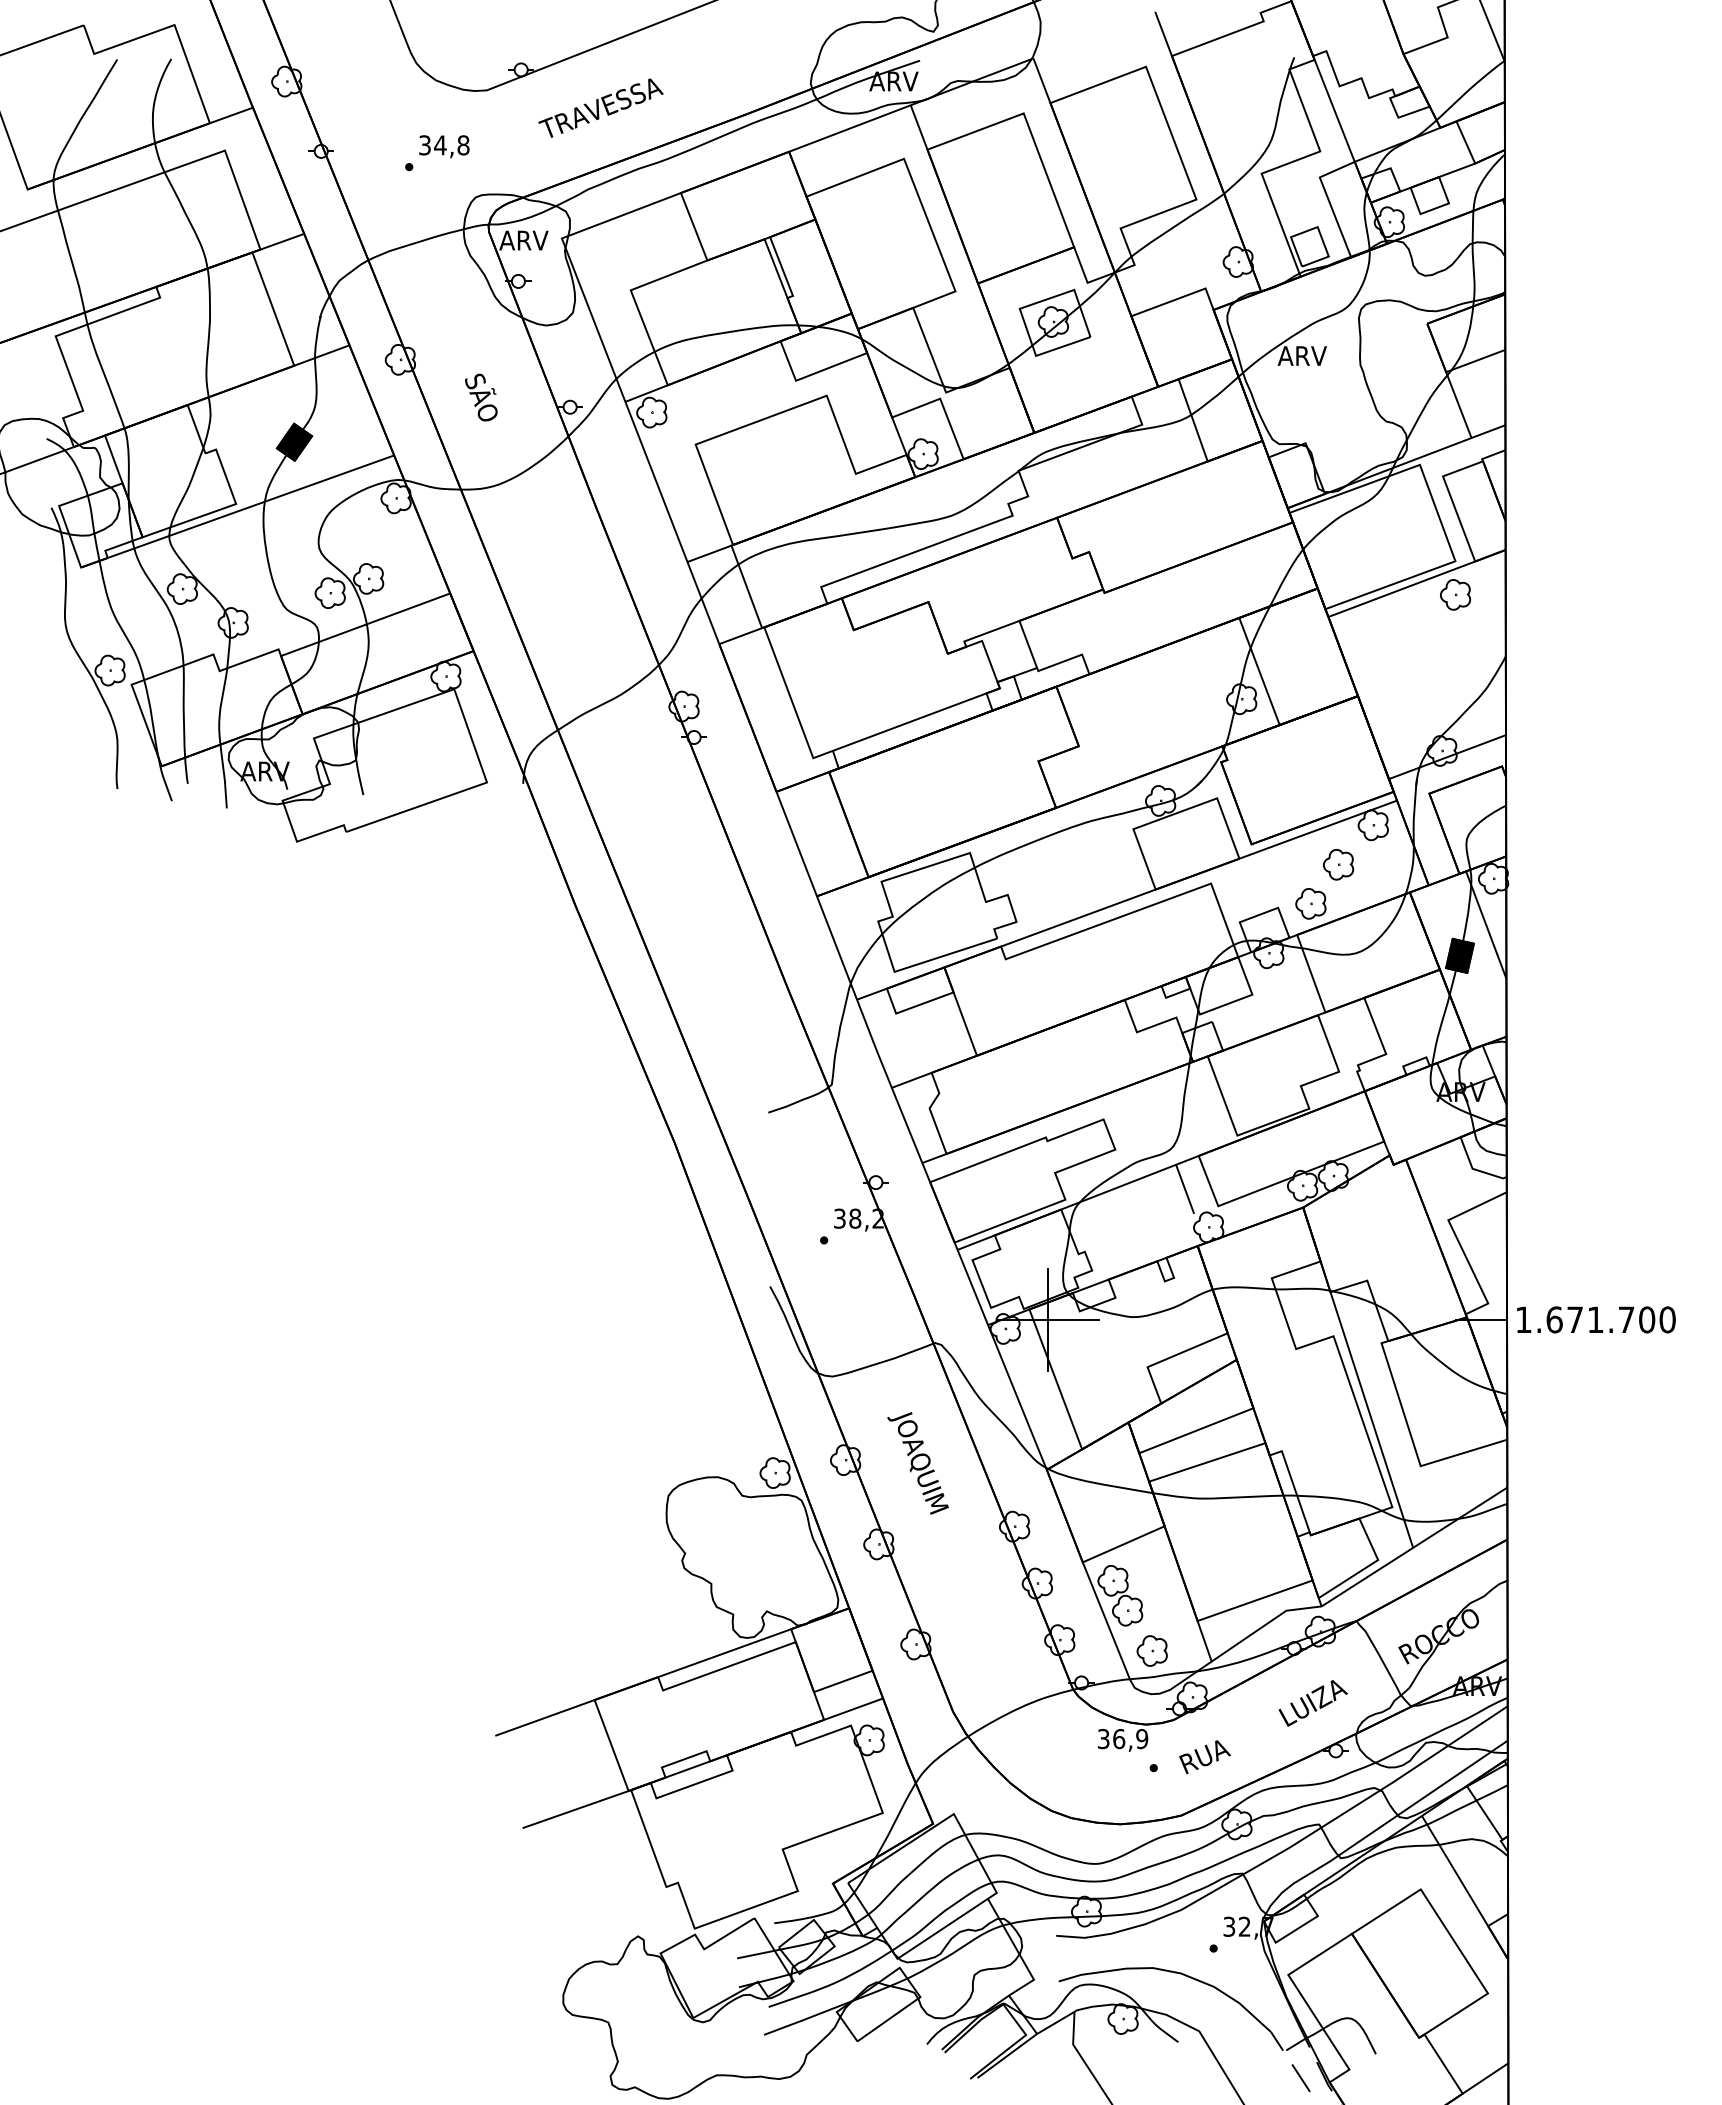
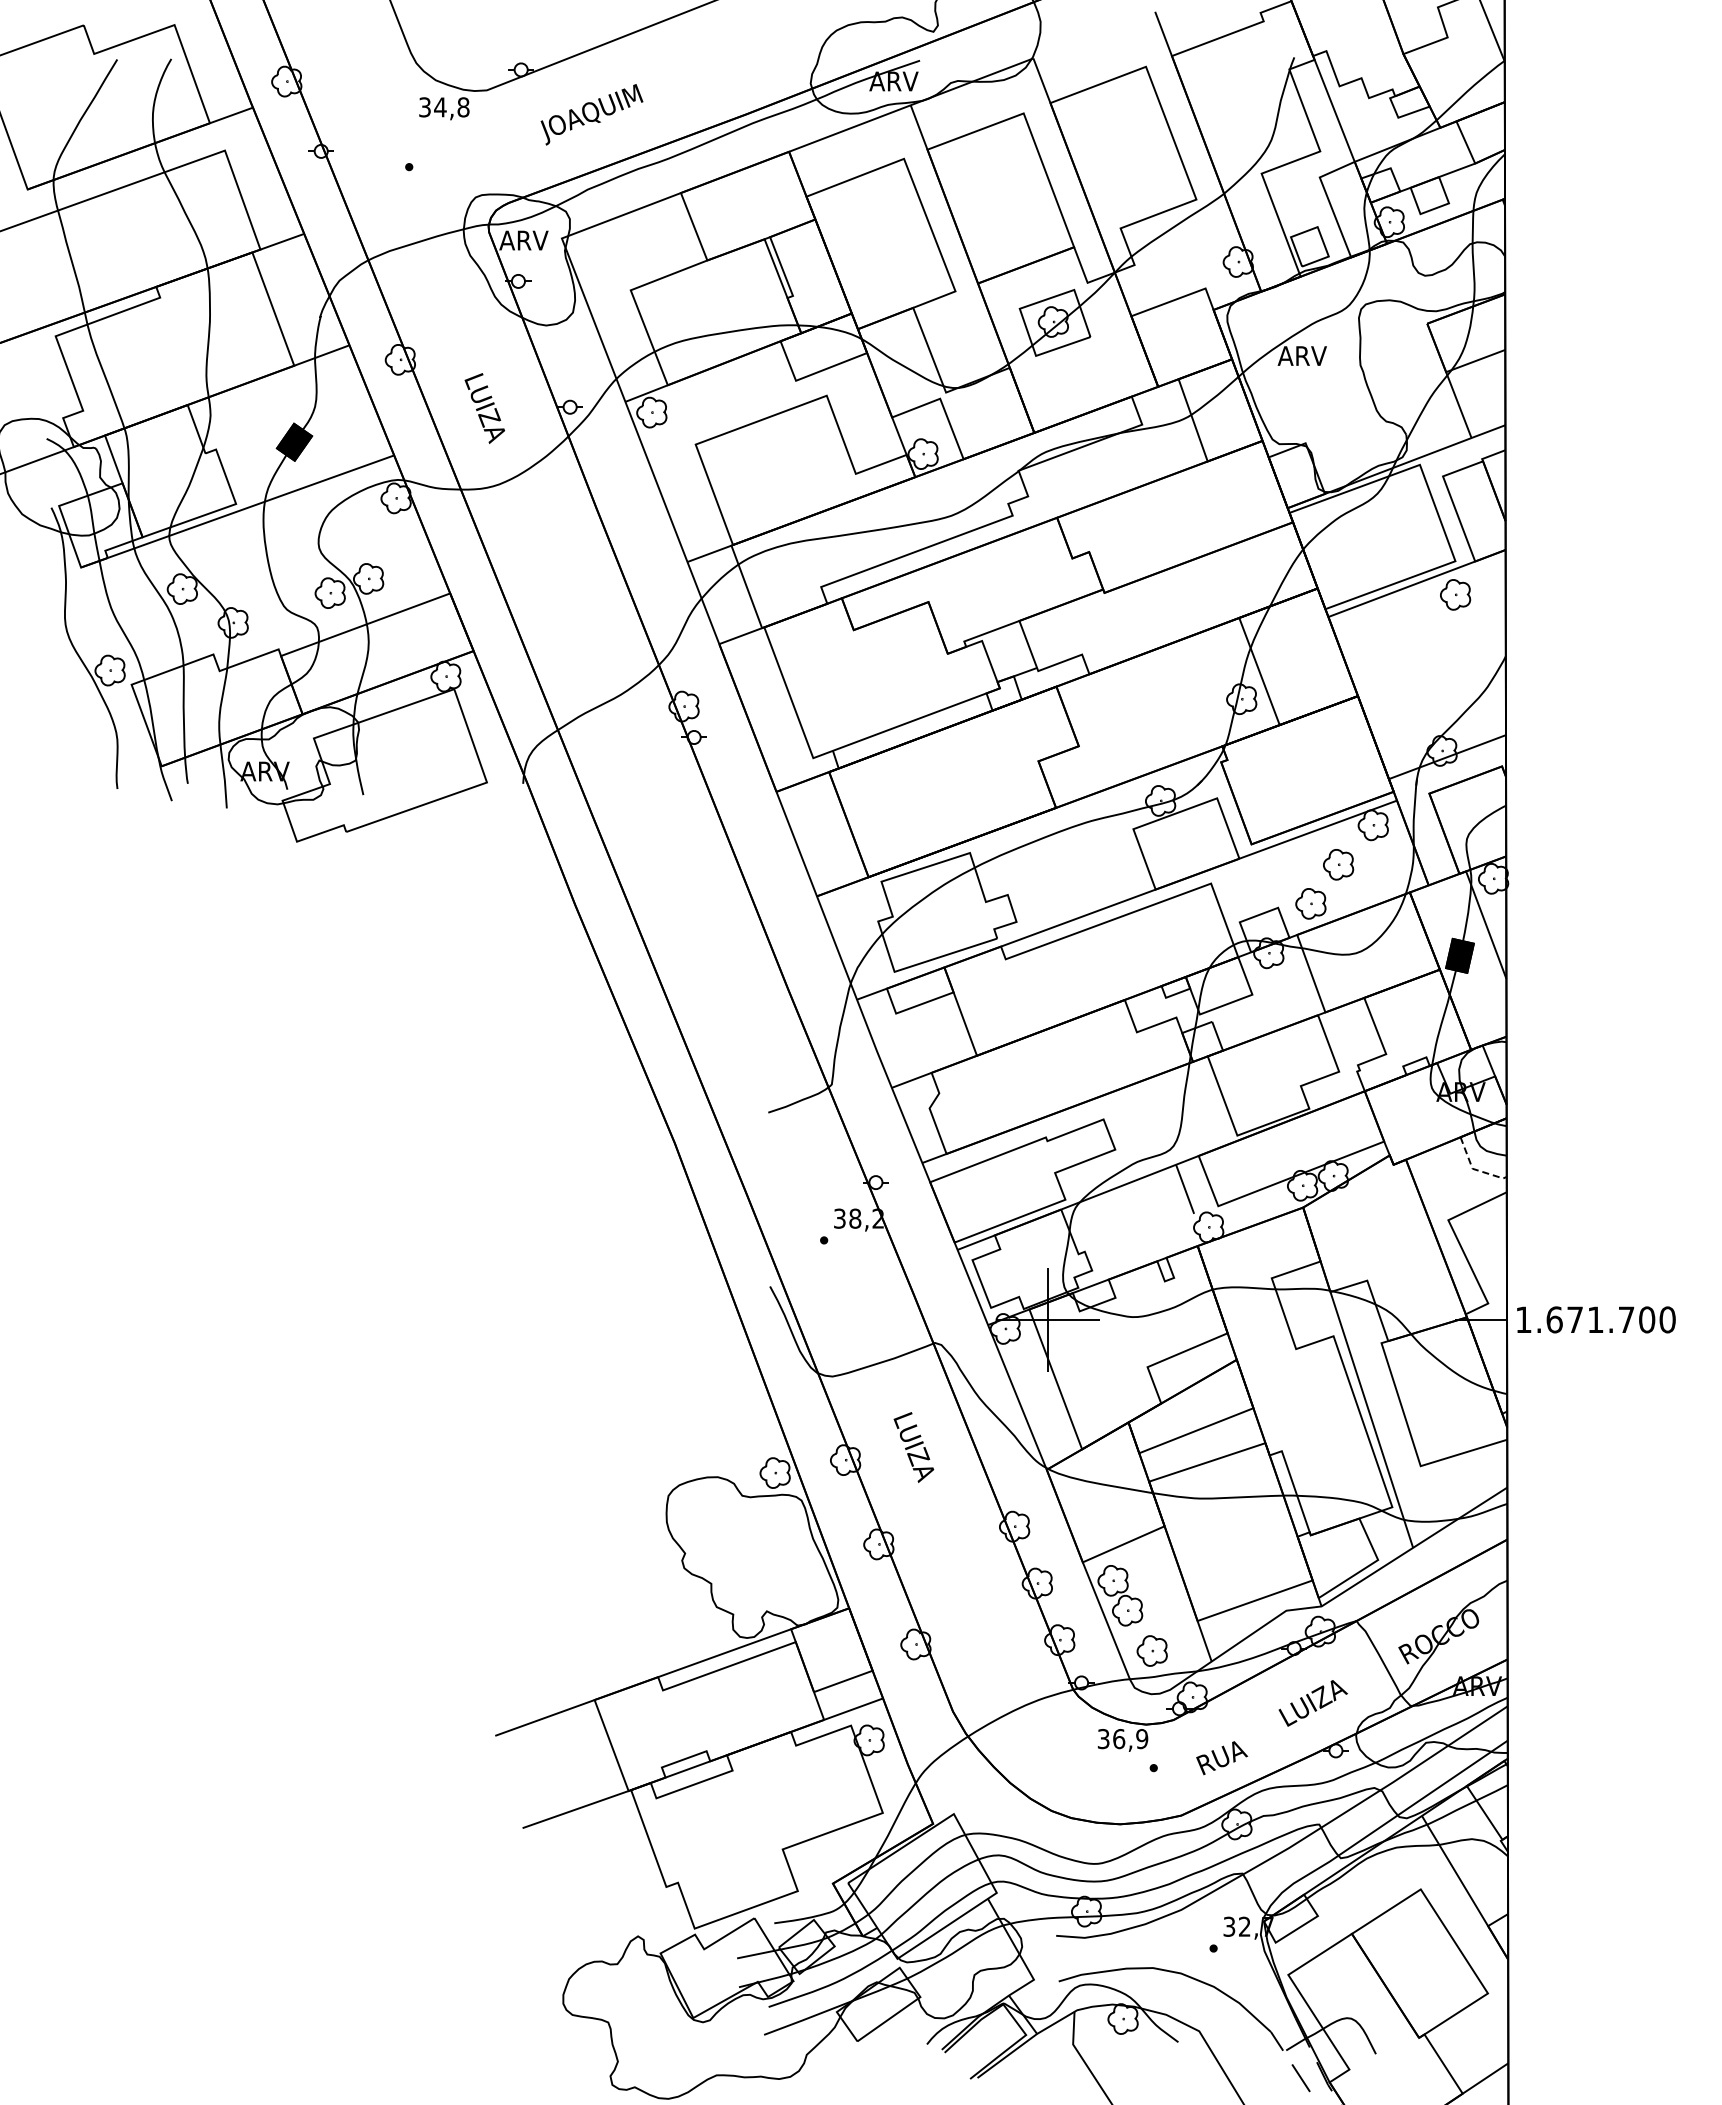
text: TRAVESSA -> JOAQUIM (600, 111)
text position: (444, 146) -> (444, 108) (444, 108)
text: SÃO -> LUIZA (484, 408)
line: solid -> dashed (1474, 1169)
text: JOAQUIM -> LUIZA (917, 1465)
text position: (1205, 1757) -> (1222, 1758) (1222, 1758)
